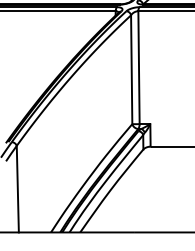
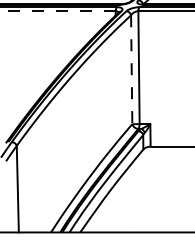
line: solid -> dashed (58, 11)
line: solid -> dashed (131, 70)
